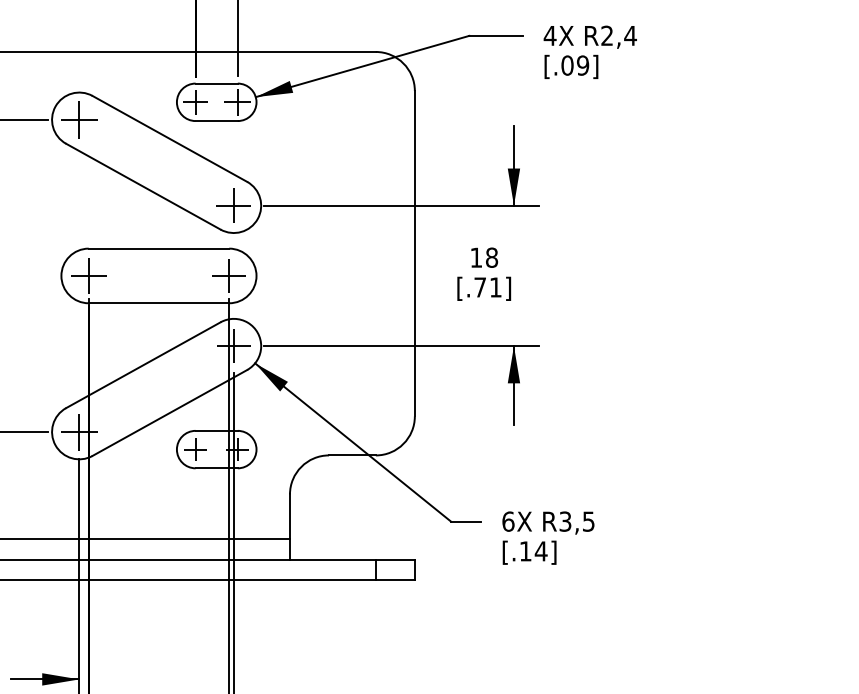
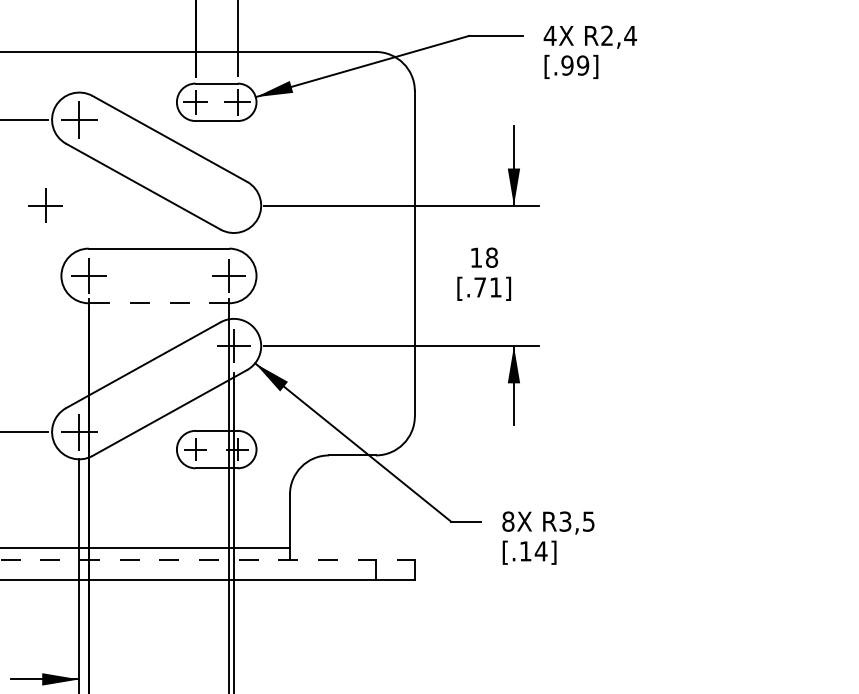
text: [.09] -> [.99] (567, 65)
part position: (233, 205) -> (45, 205) (45, 205)
line: solid -> dashed (158, 303)
text: 6X -> 8X (508, 521)
line position: (146, 538) -> (146, 547) (146, 547)
line: solid -> dashed (207, 559)
